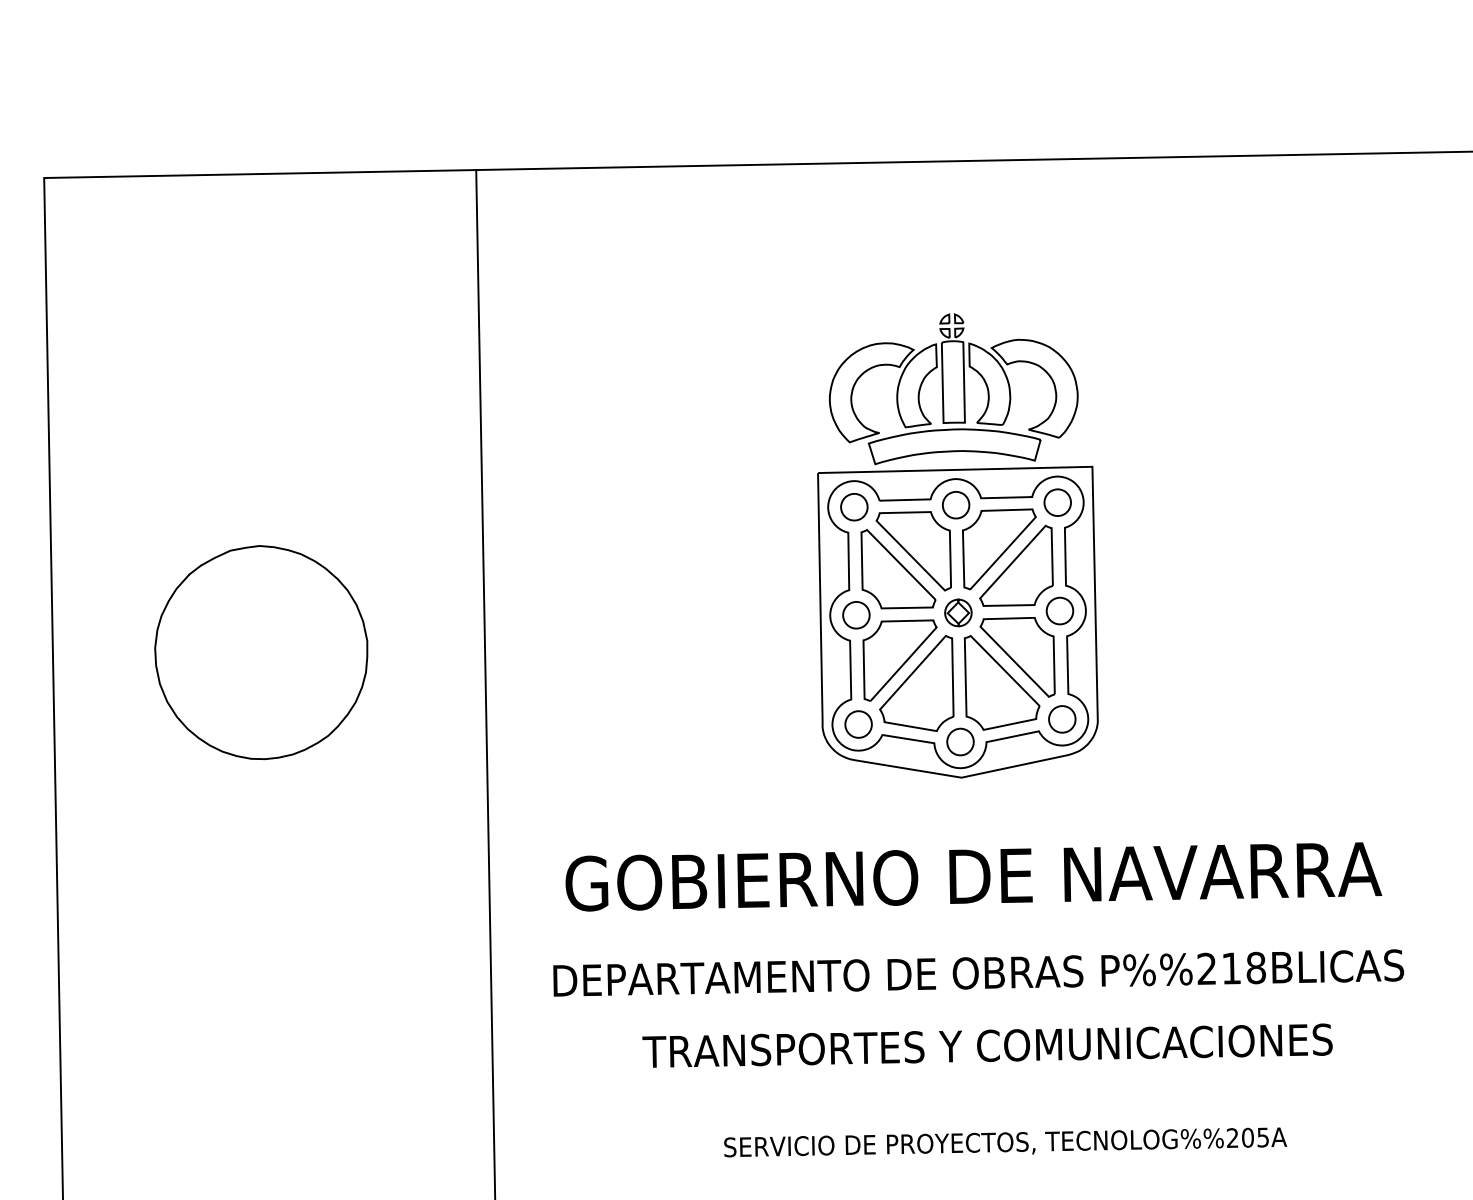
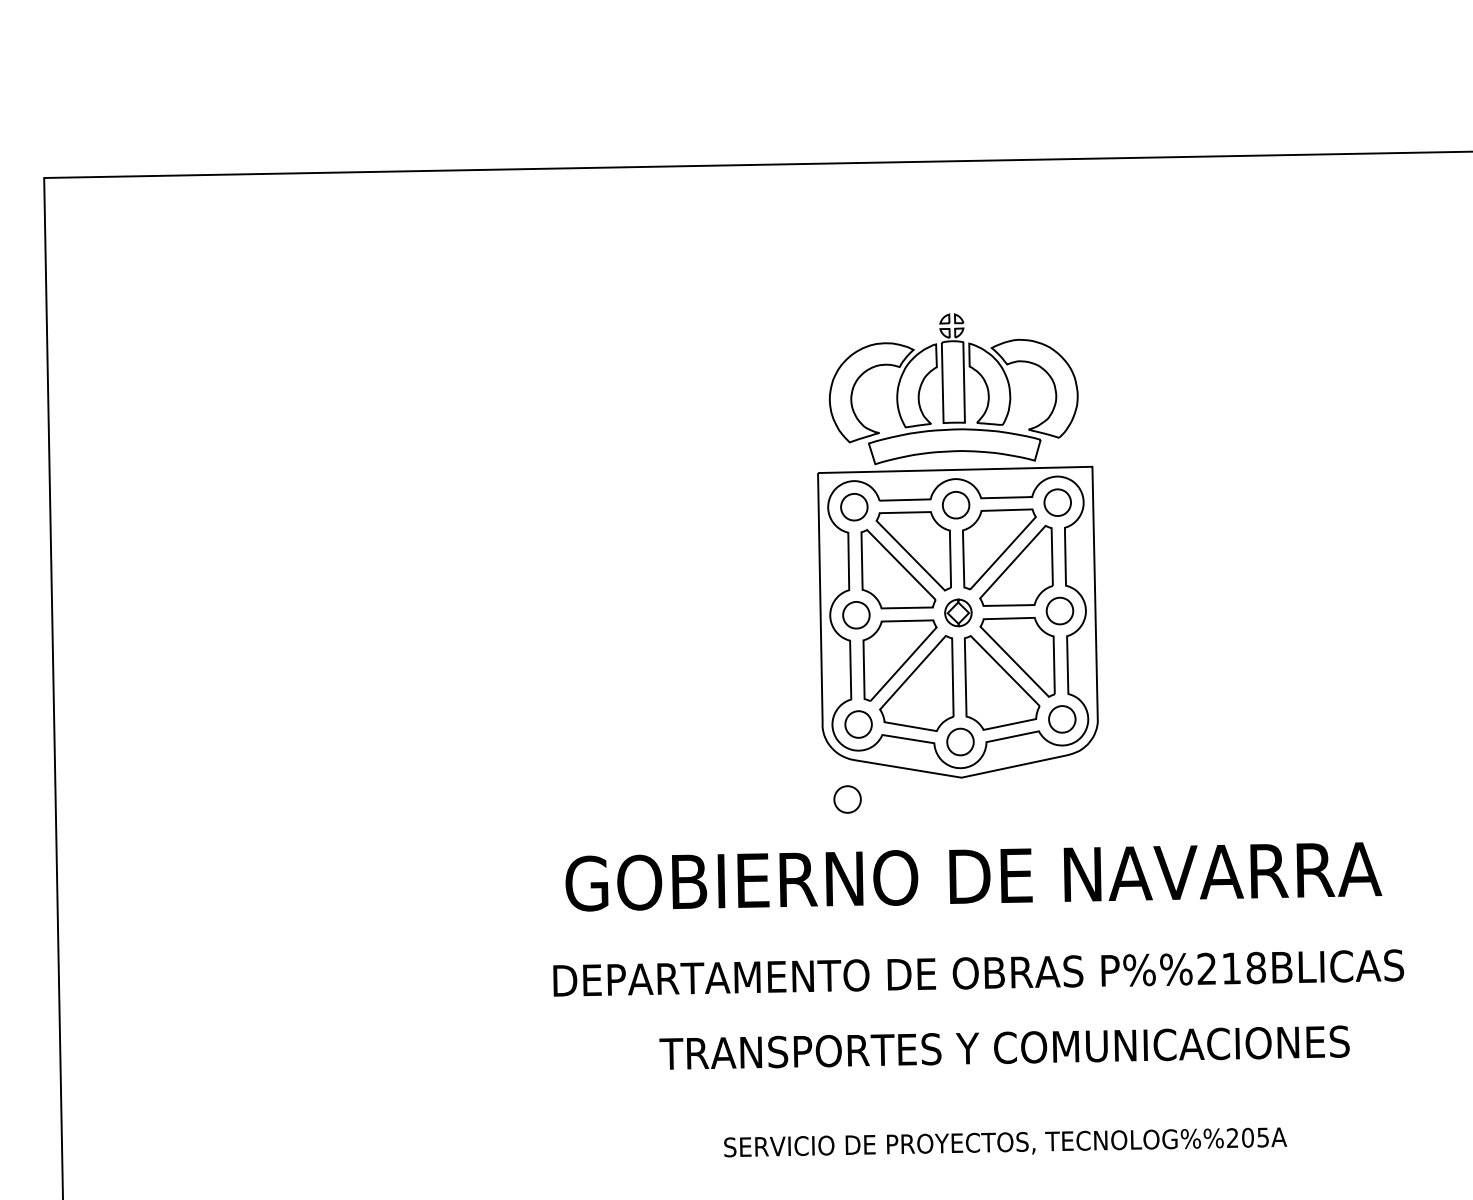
part: present -> none (261, 652)
line: present -> none (485, 683)
part: none -> present (847, 799)
text position: (987, 1045) -> (1004, 1047) (1004, 1047)
